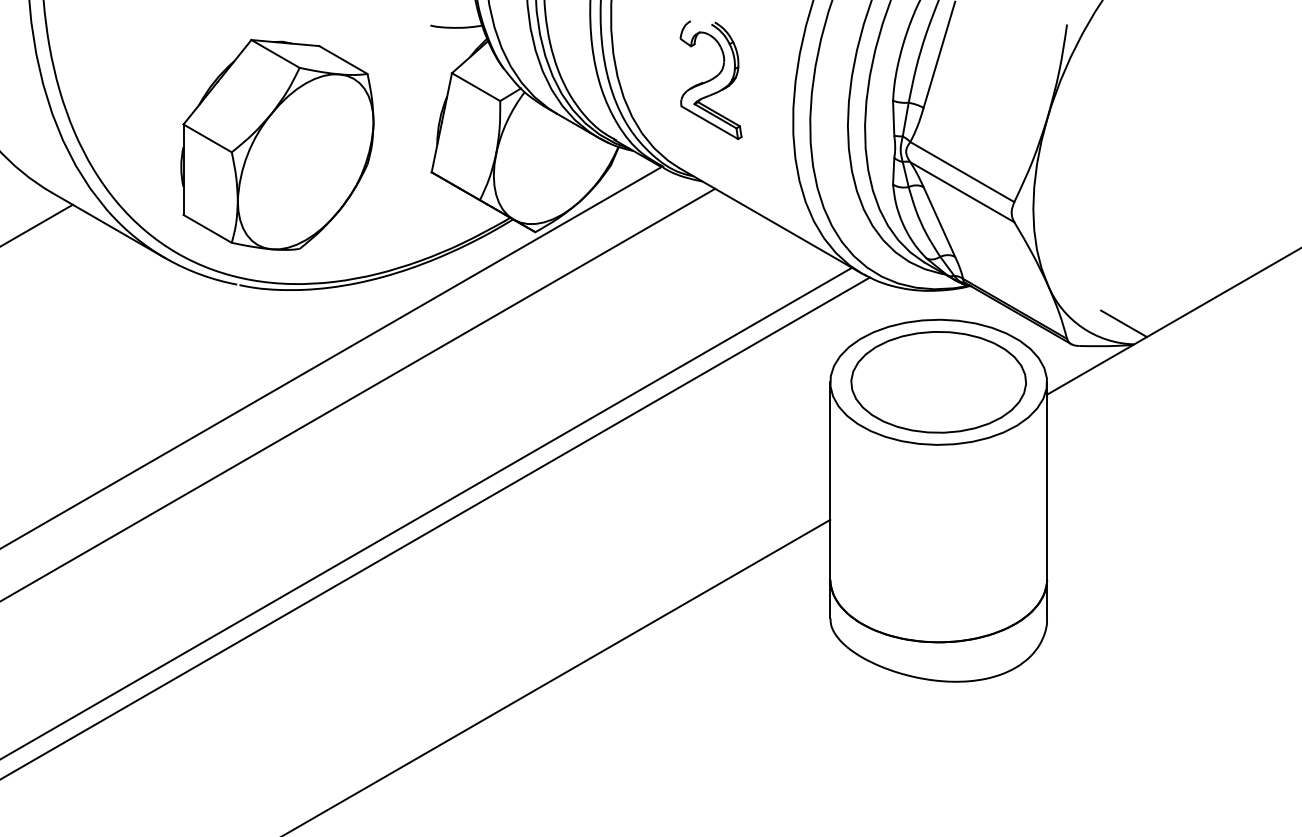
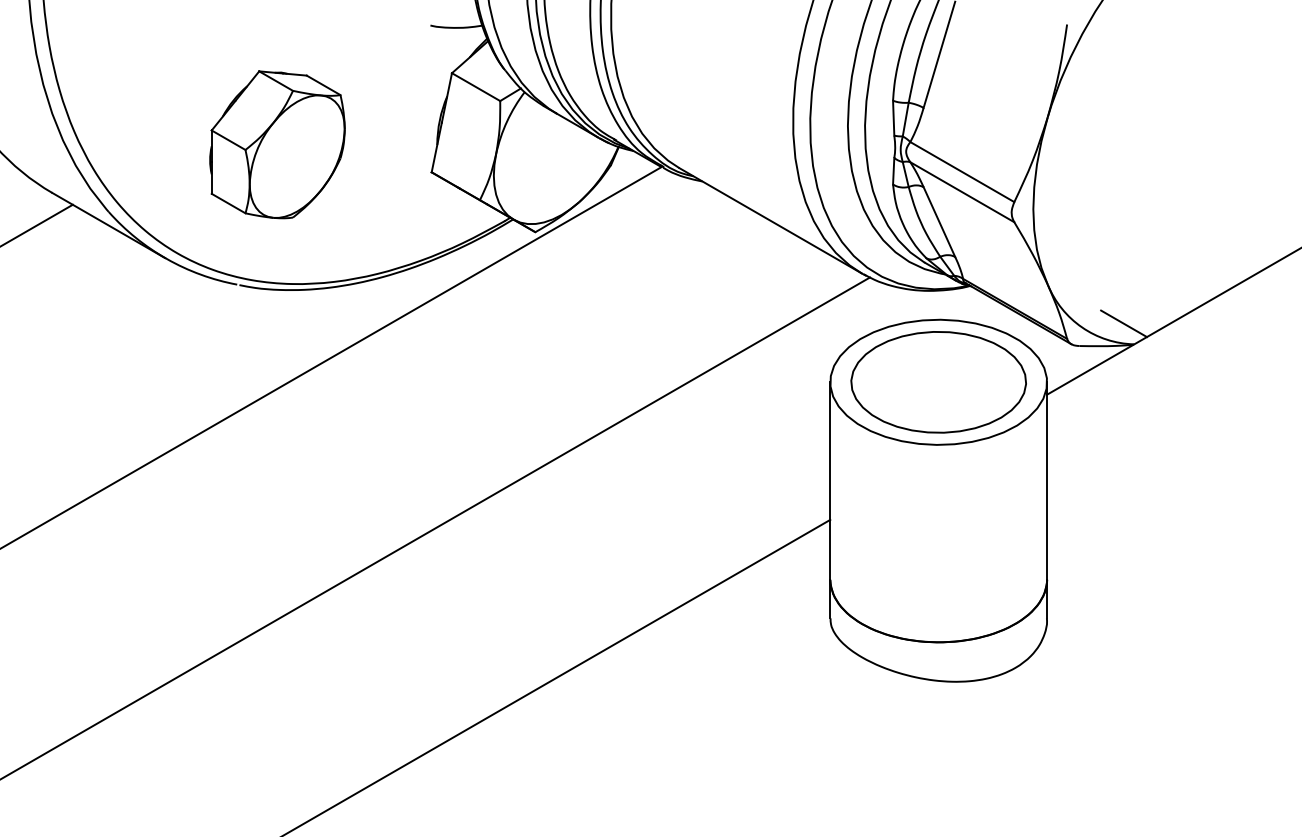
part: present -> none (710, 80)
part size: 195x213 px -> 137x150 px (277, 144)
line: present -> none (358, 394)
line: present -> none (427, 512)
